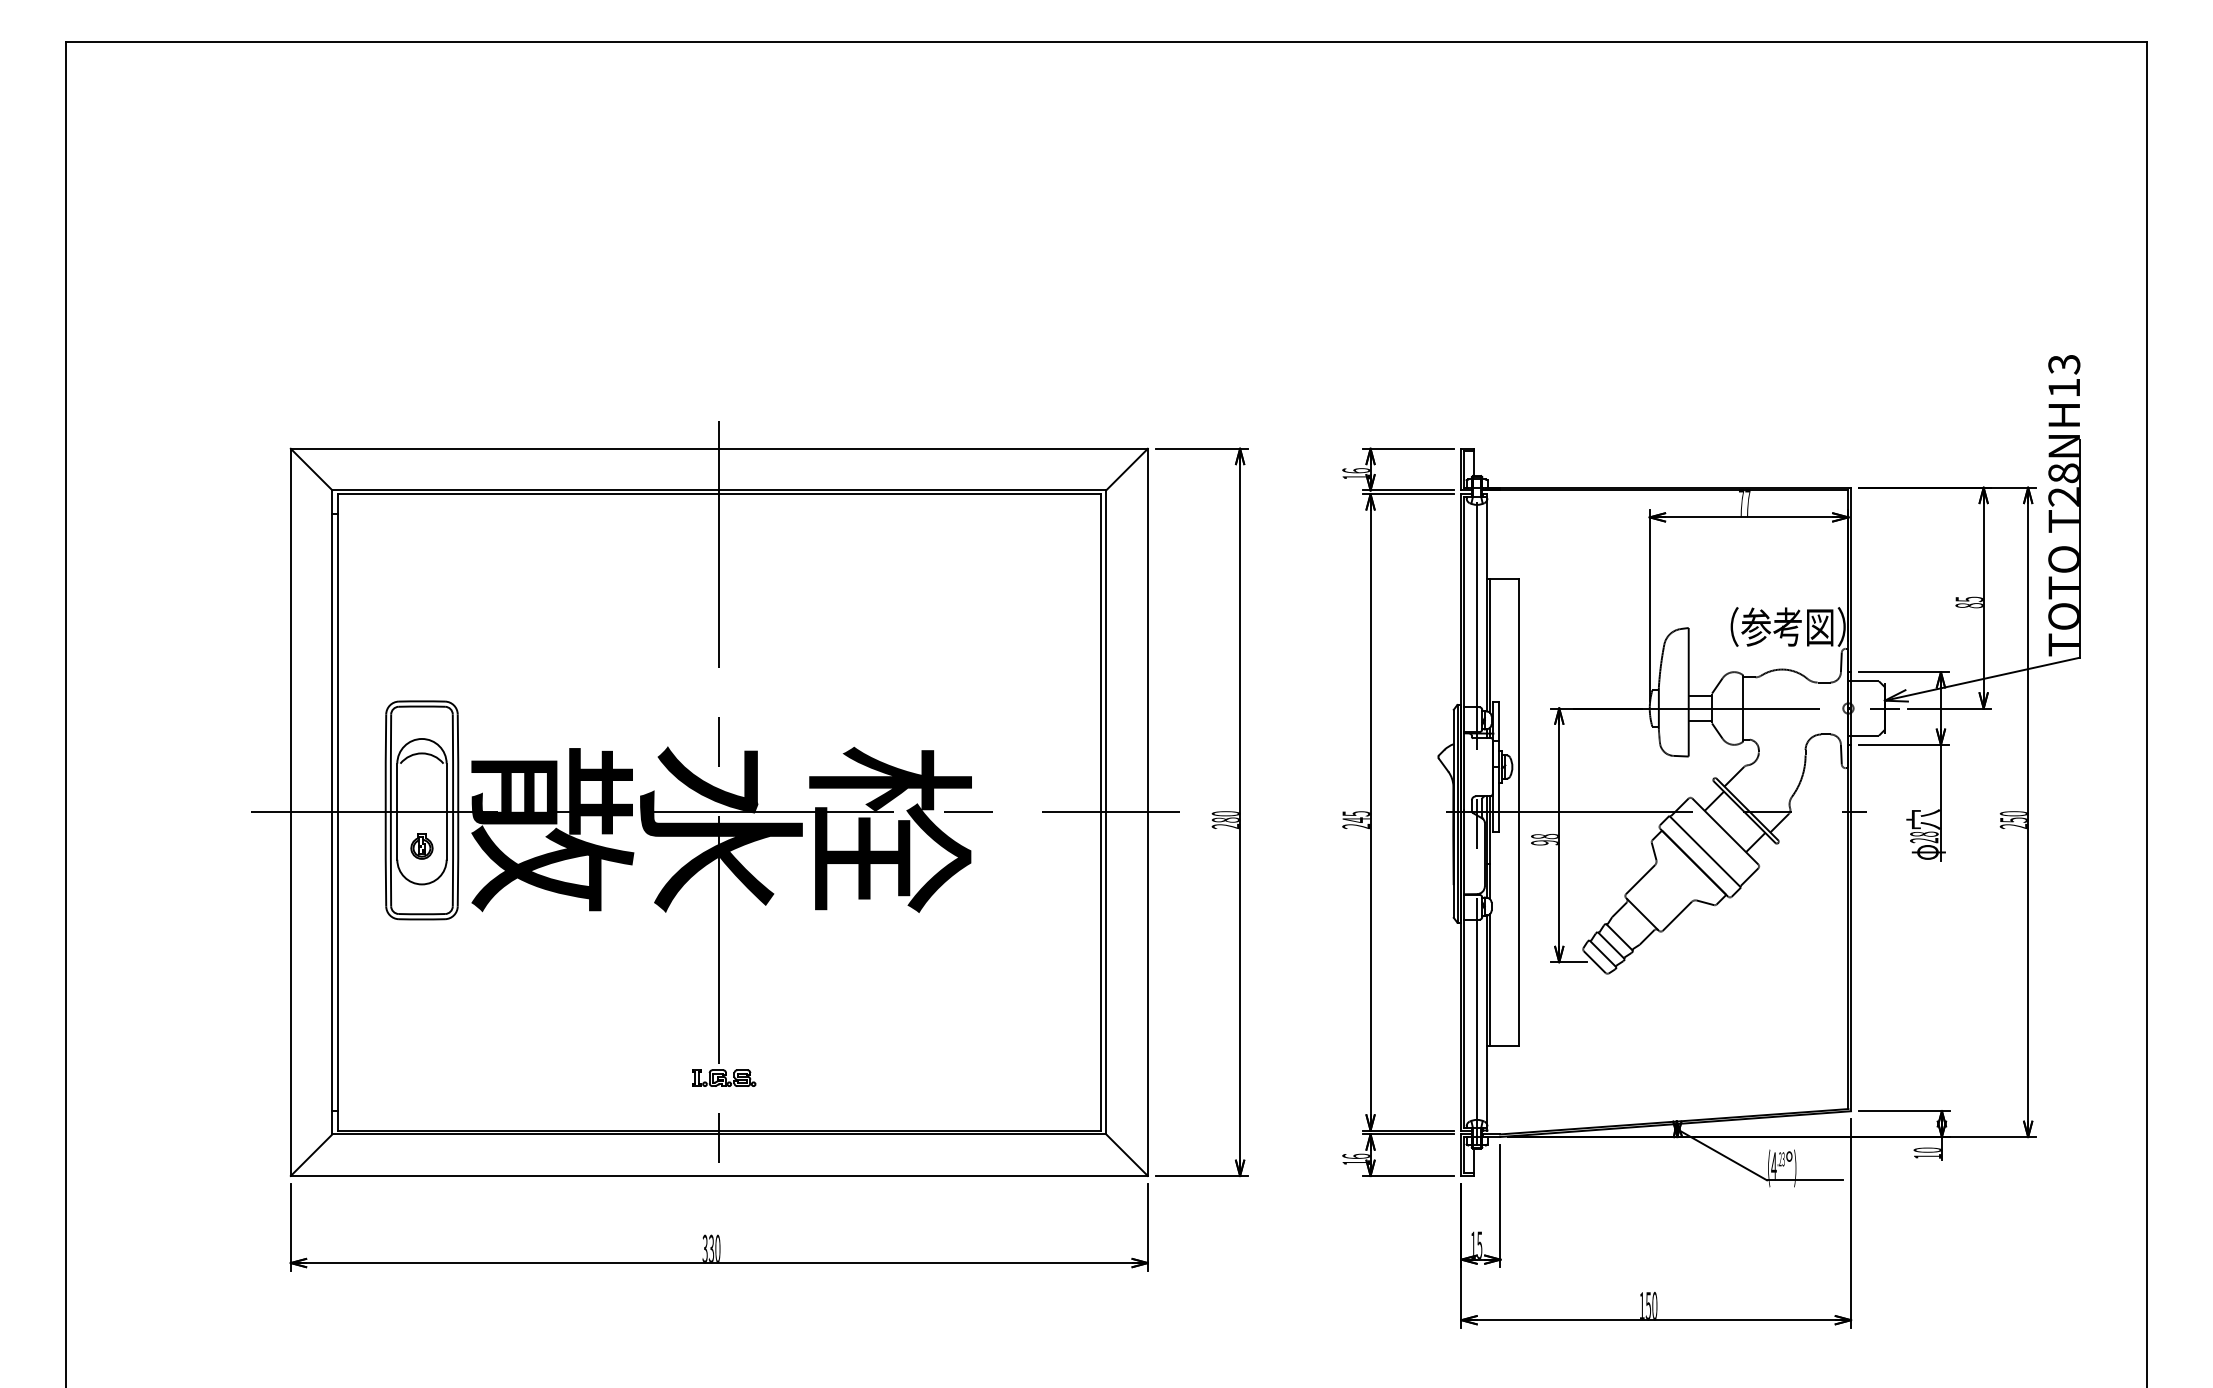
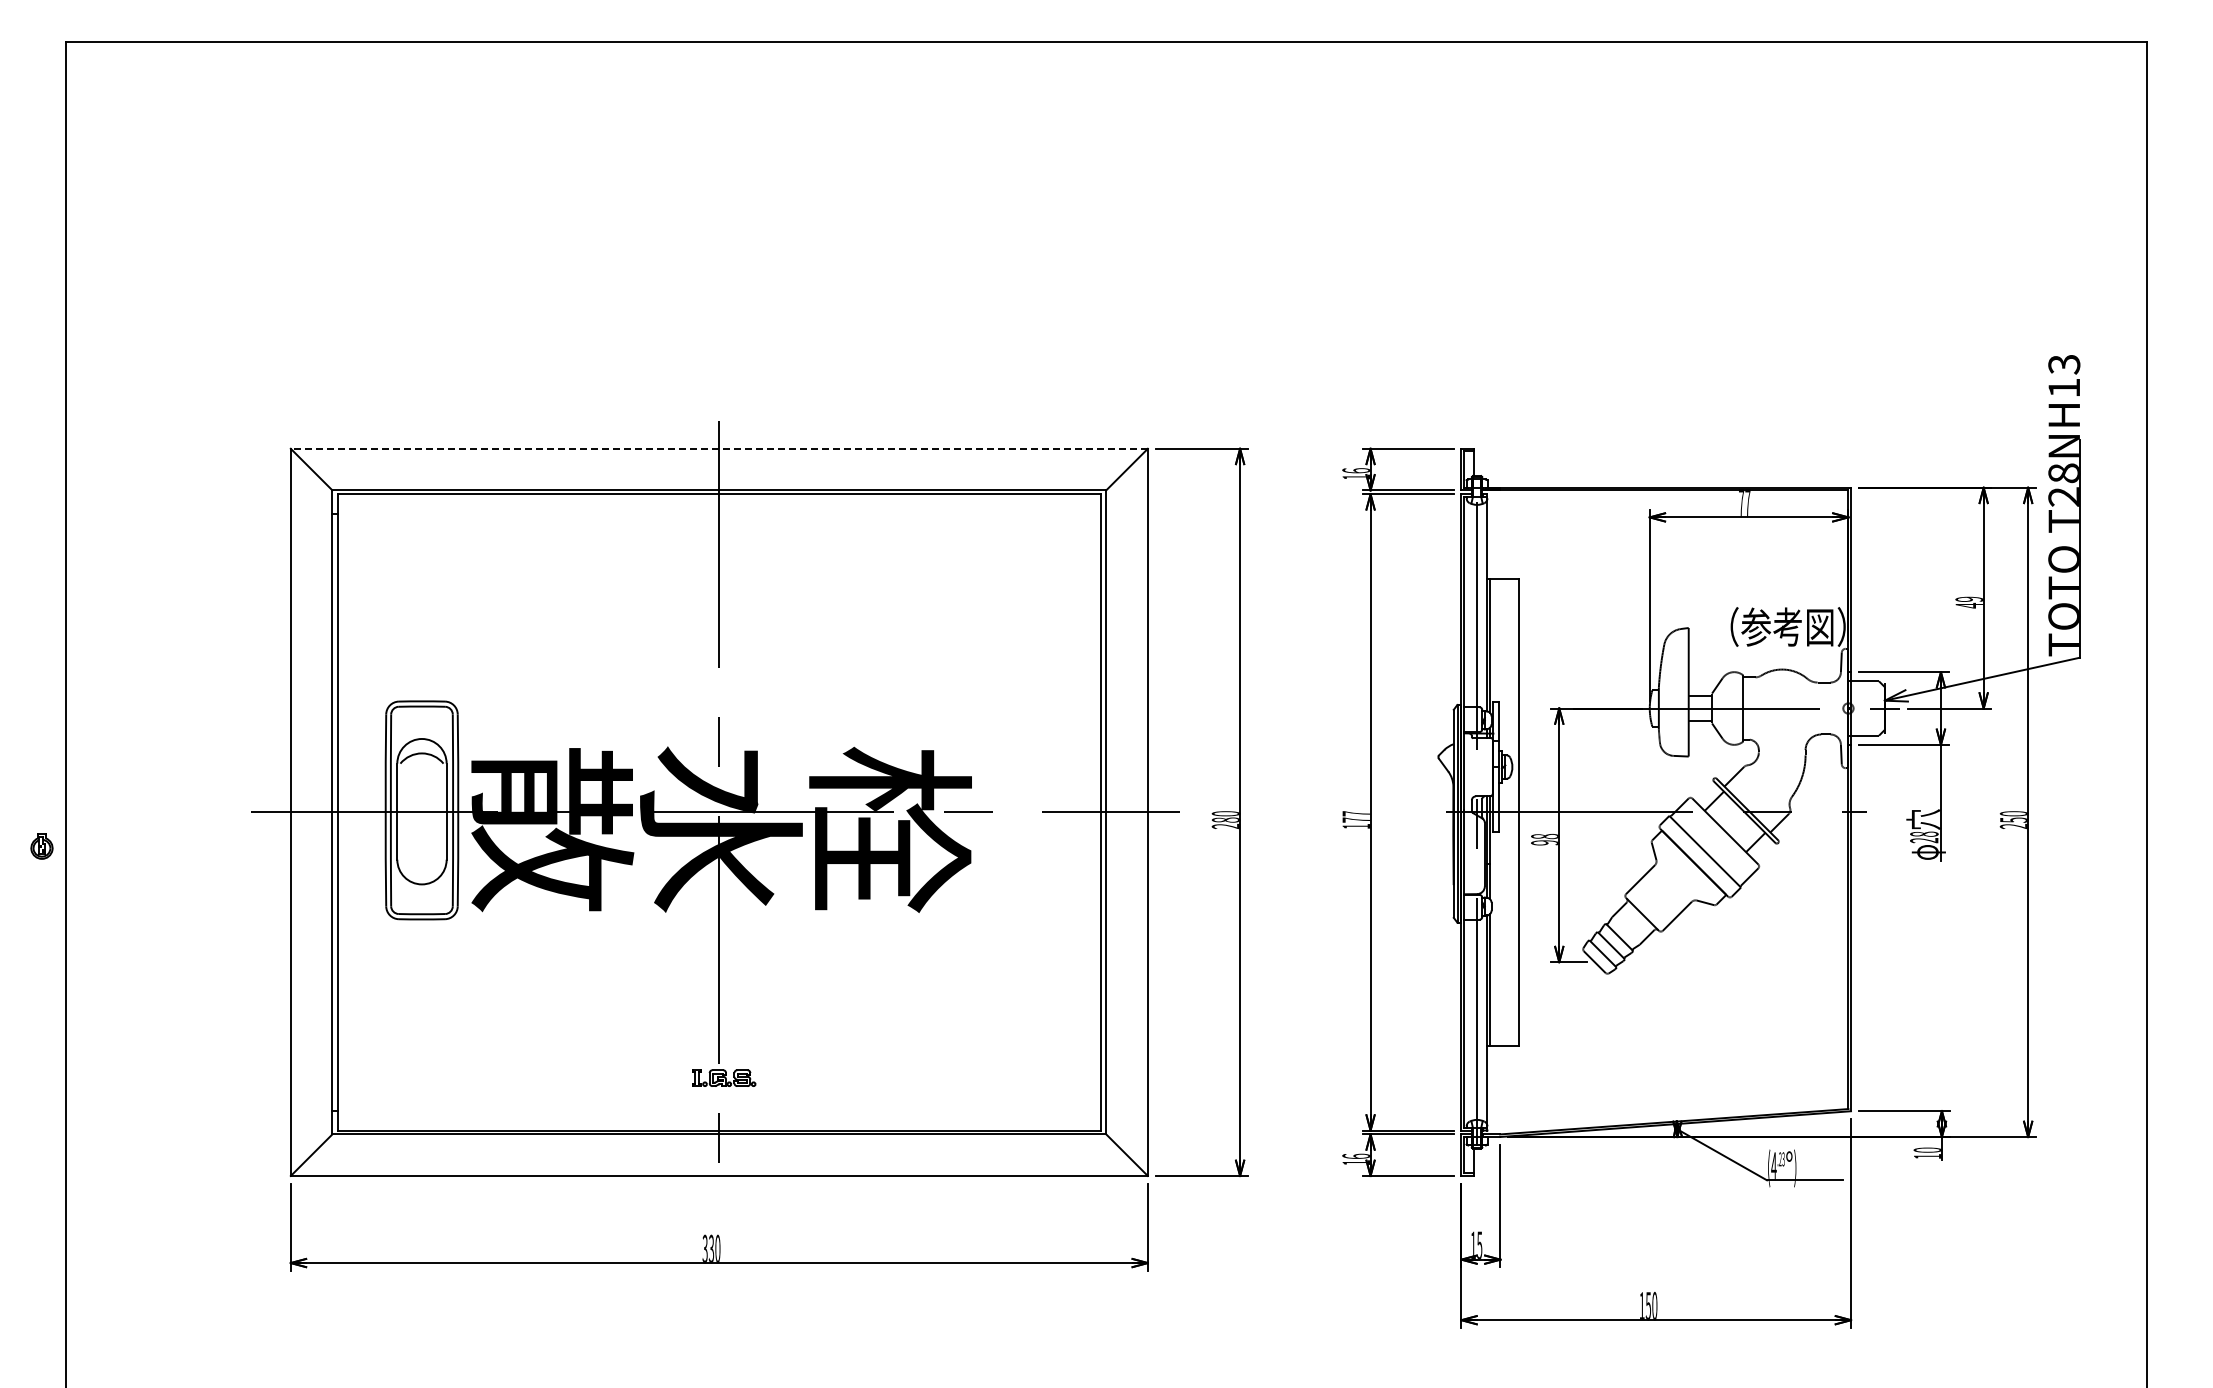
line: solid -> dashed (719, 448)
text: 85 -> 49 (1968, 602)
text: 245 -> 177 (1355, 820)
part position: (421, 846) -> (41, 846) (41, 846)
